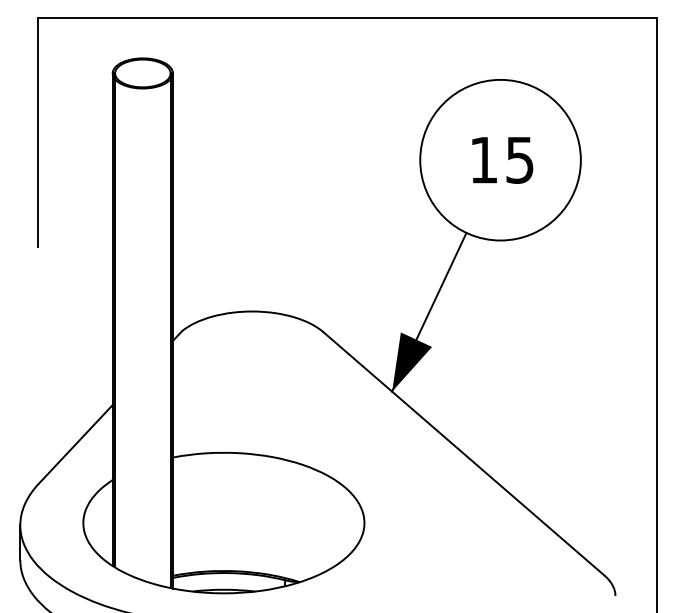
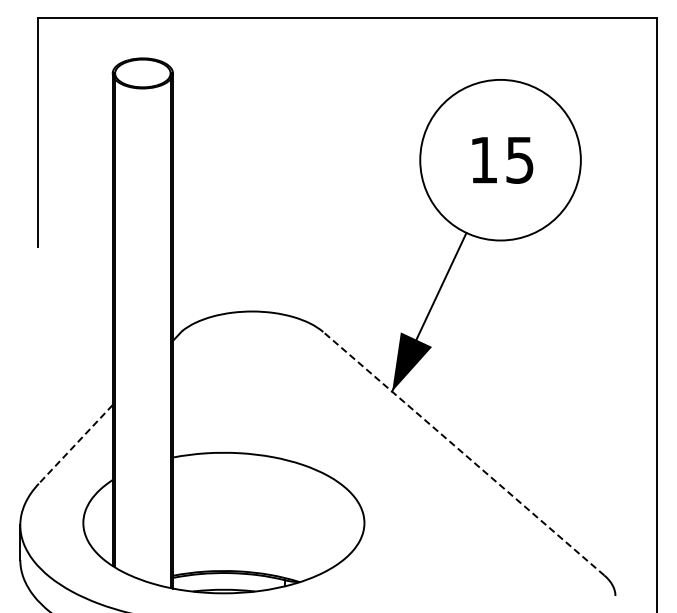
line: solid -> dashed (75, 444)
line: solid -> dashed (463, 453)
